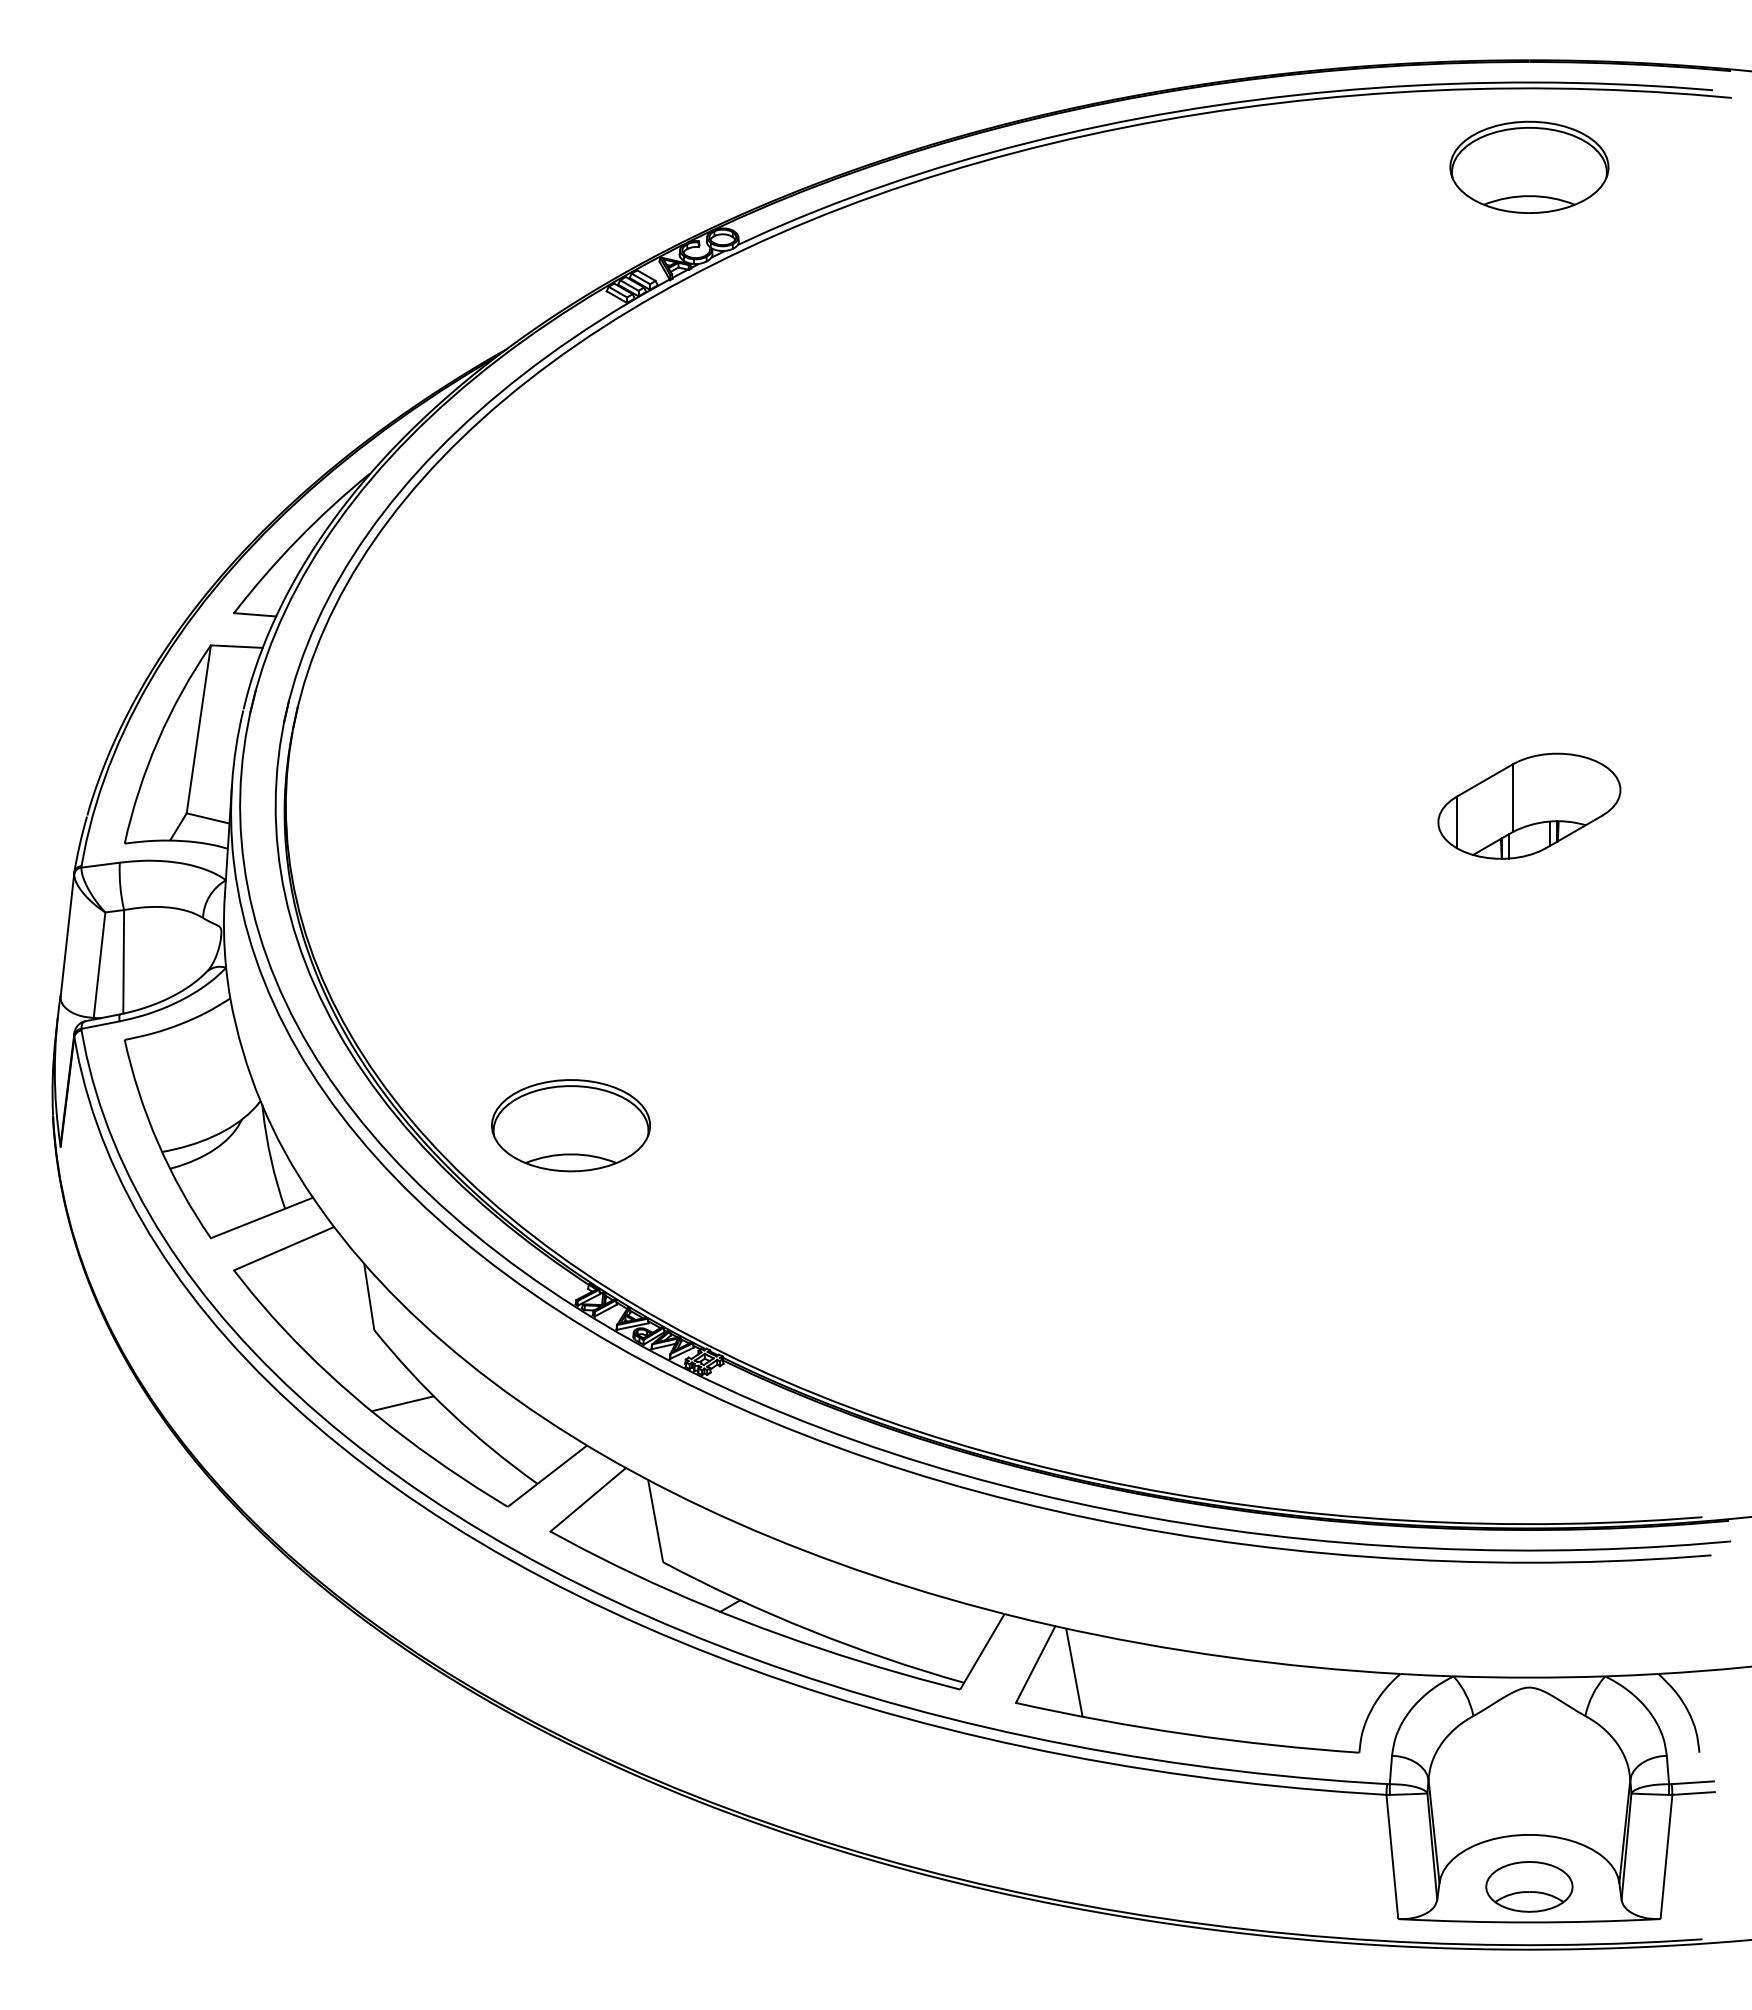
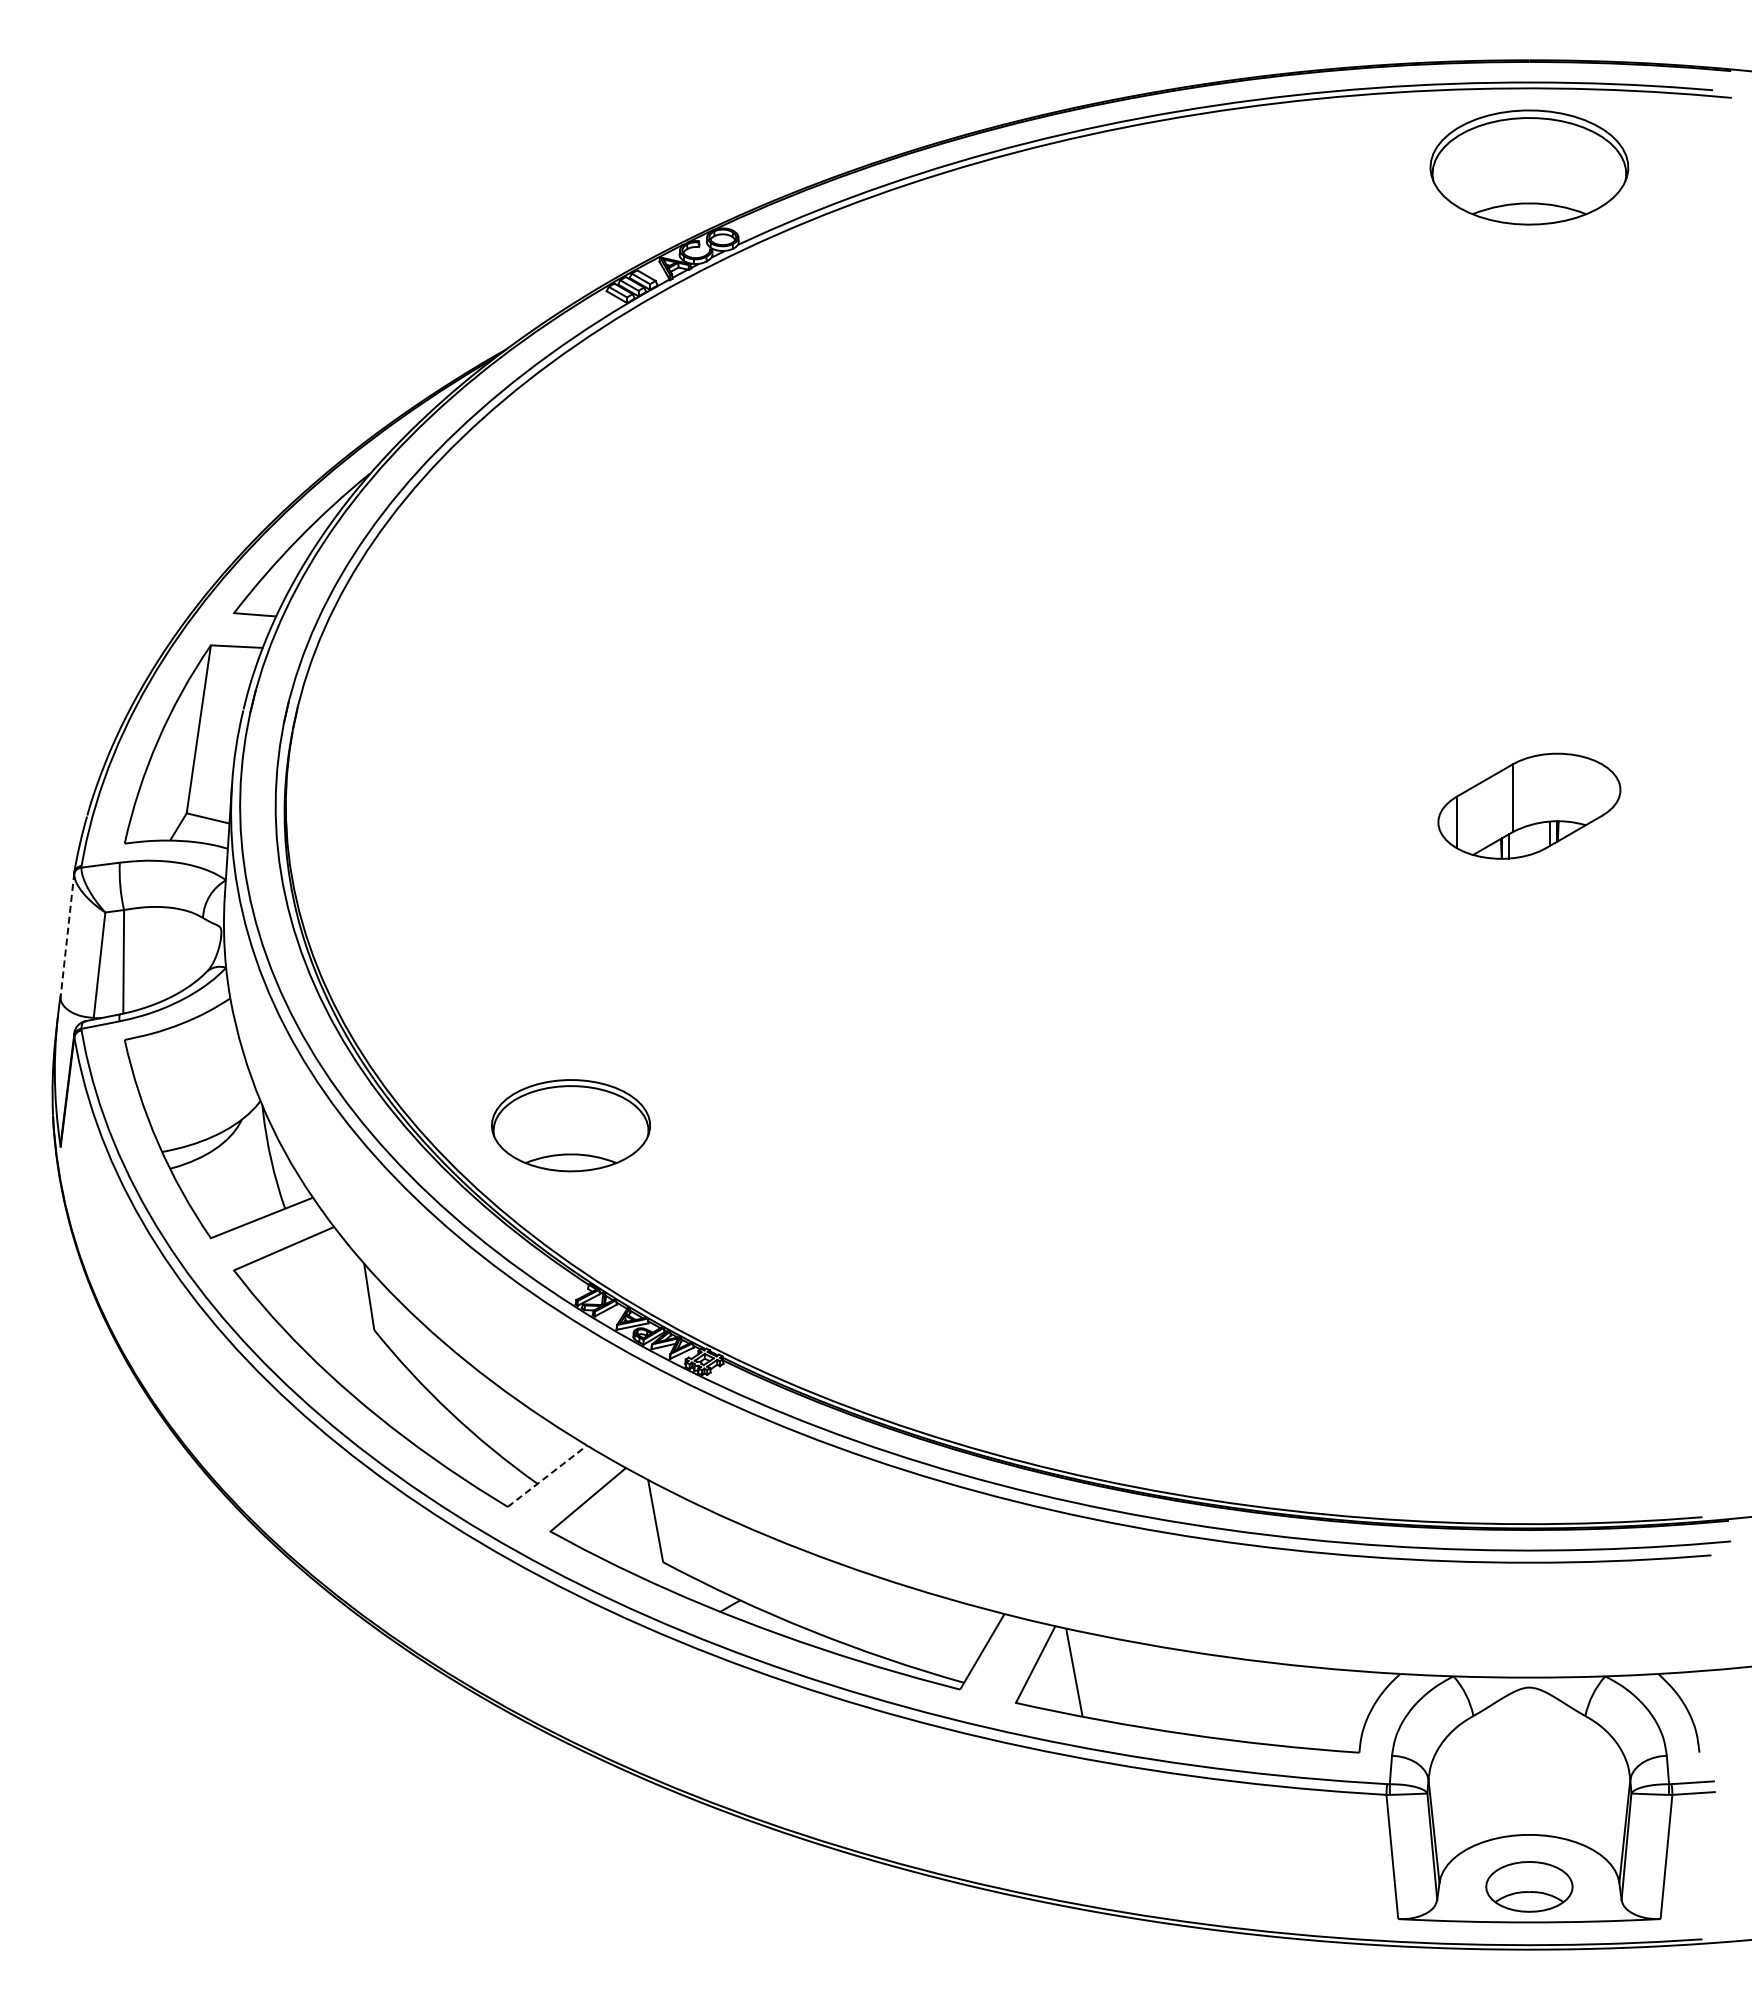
part size: 161x94 px -> 201x117 px (1529, 167)
line: solid -> dashed (67, 934)
line: present -> none (402, 1403)
line: solid -> dashed (547, 1475)
